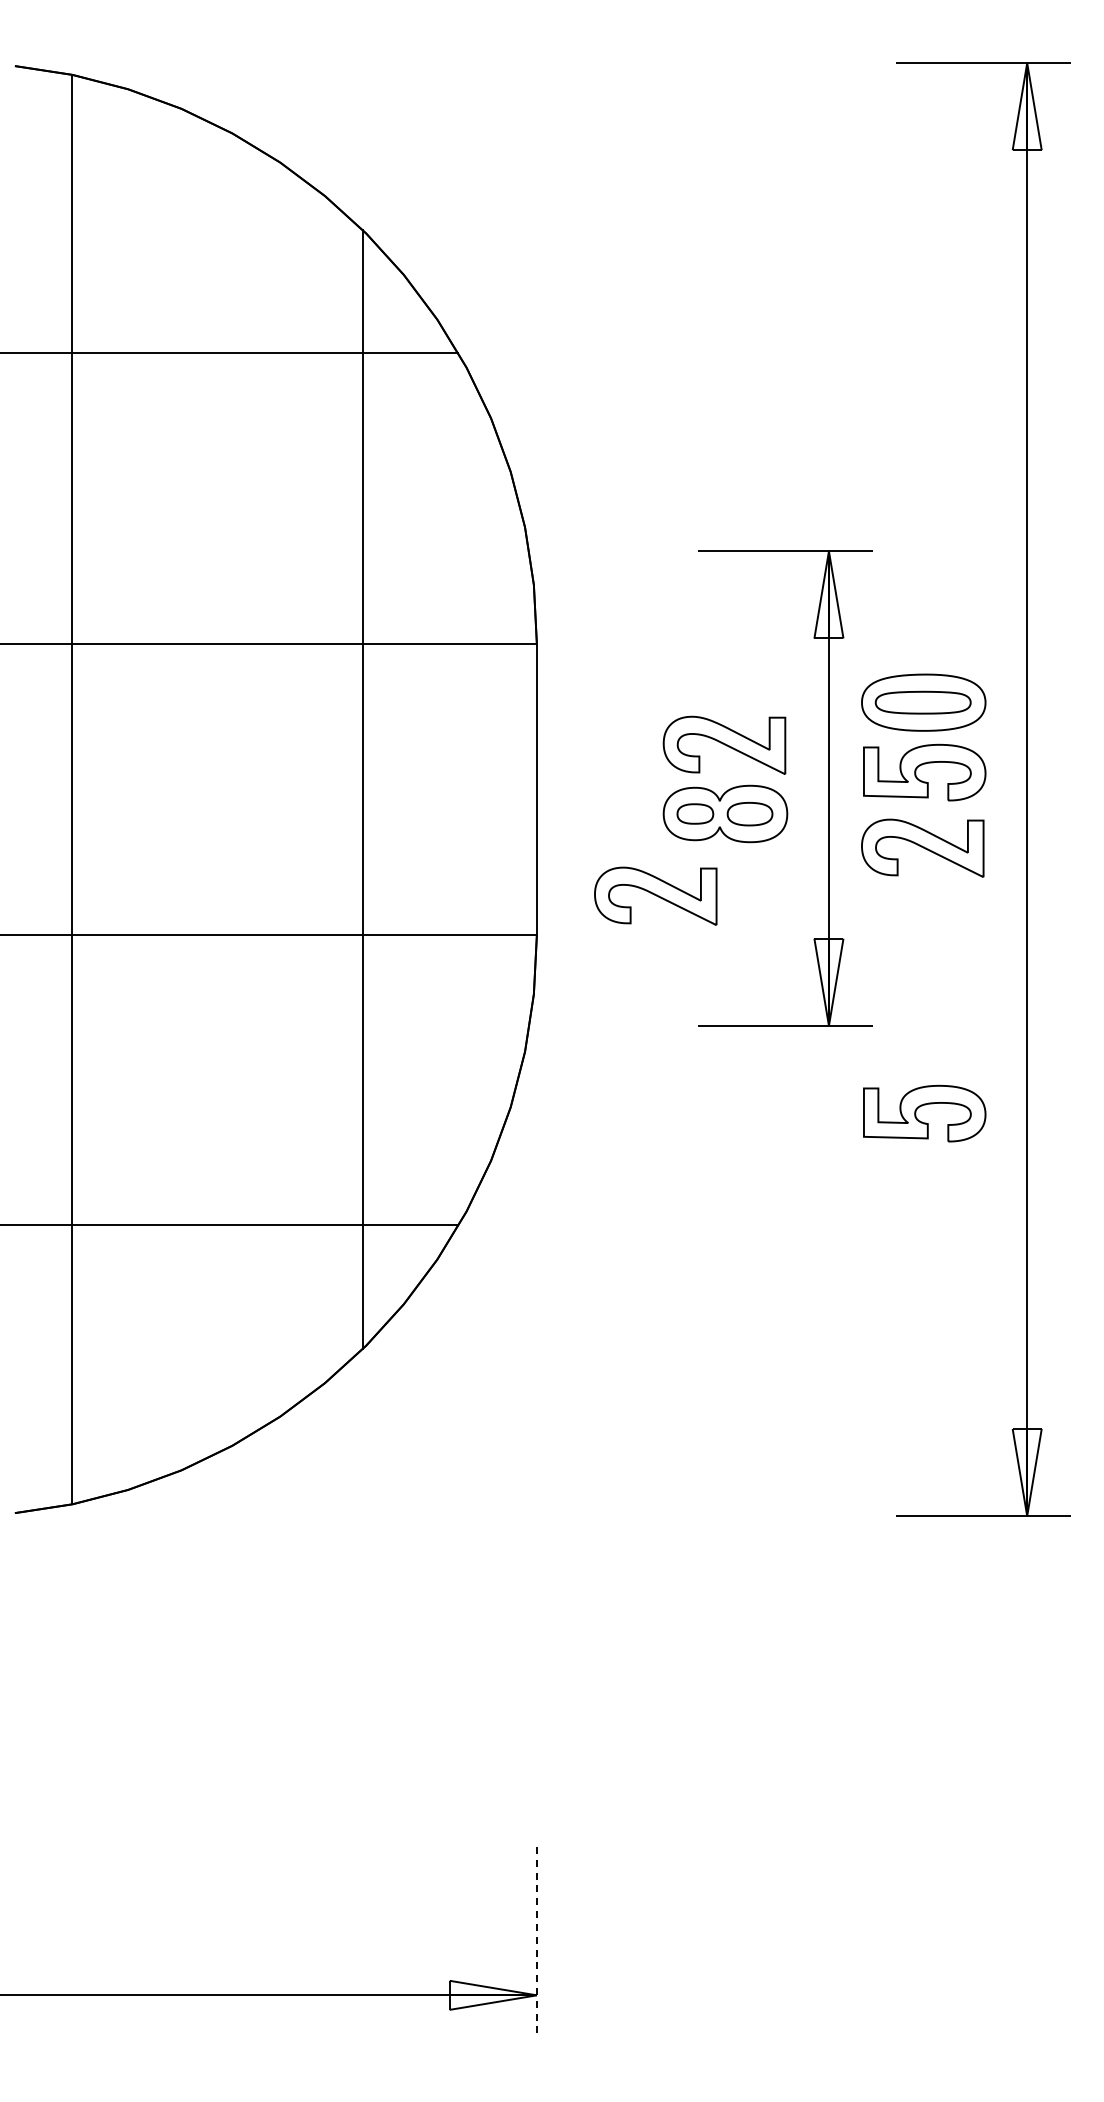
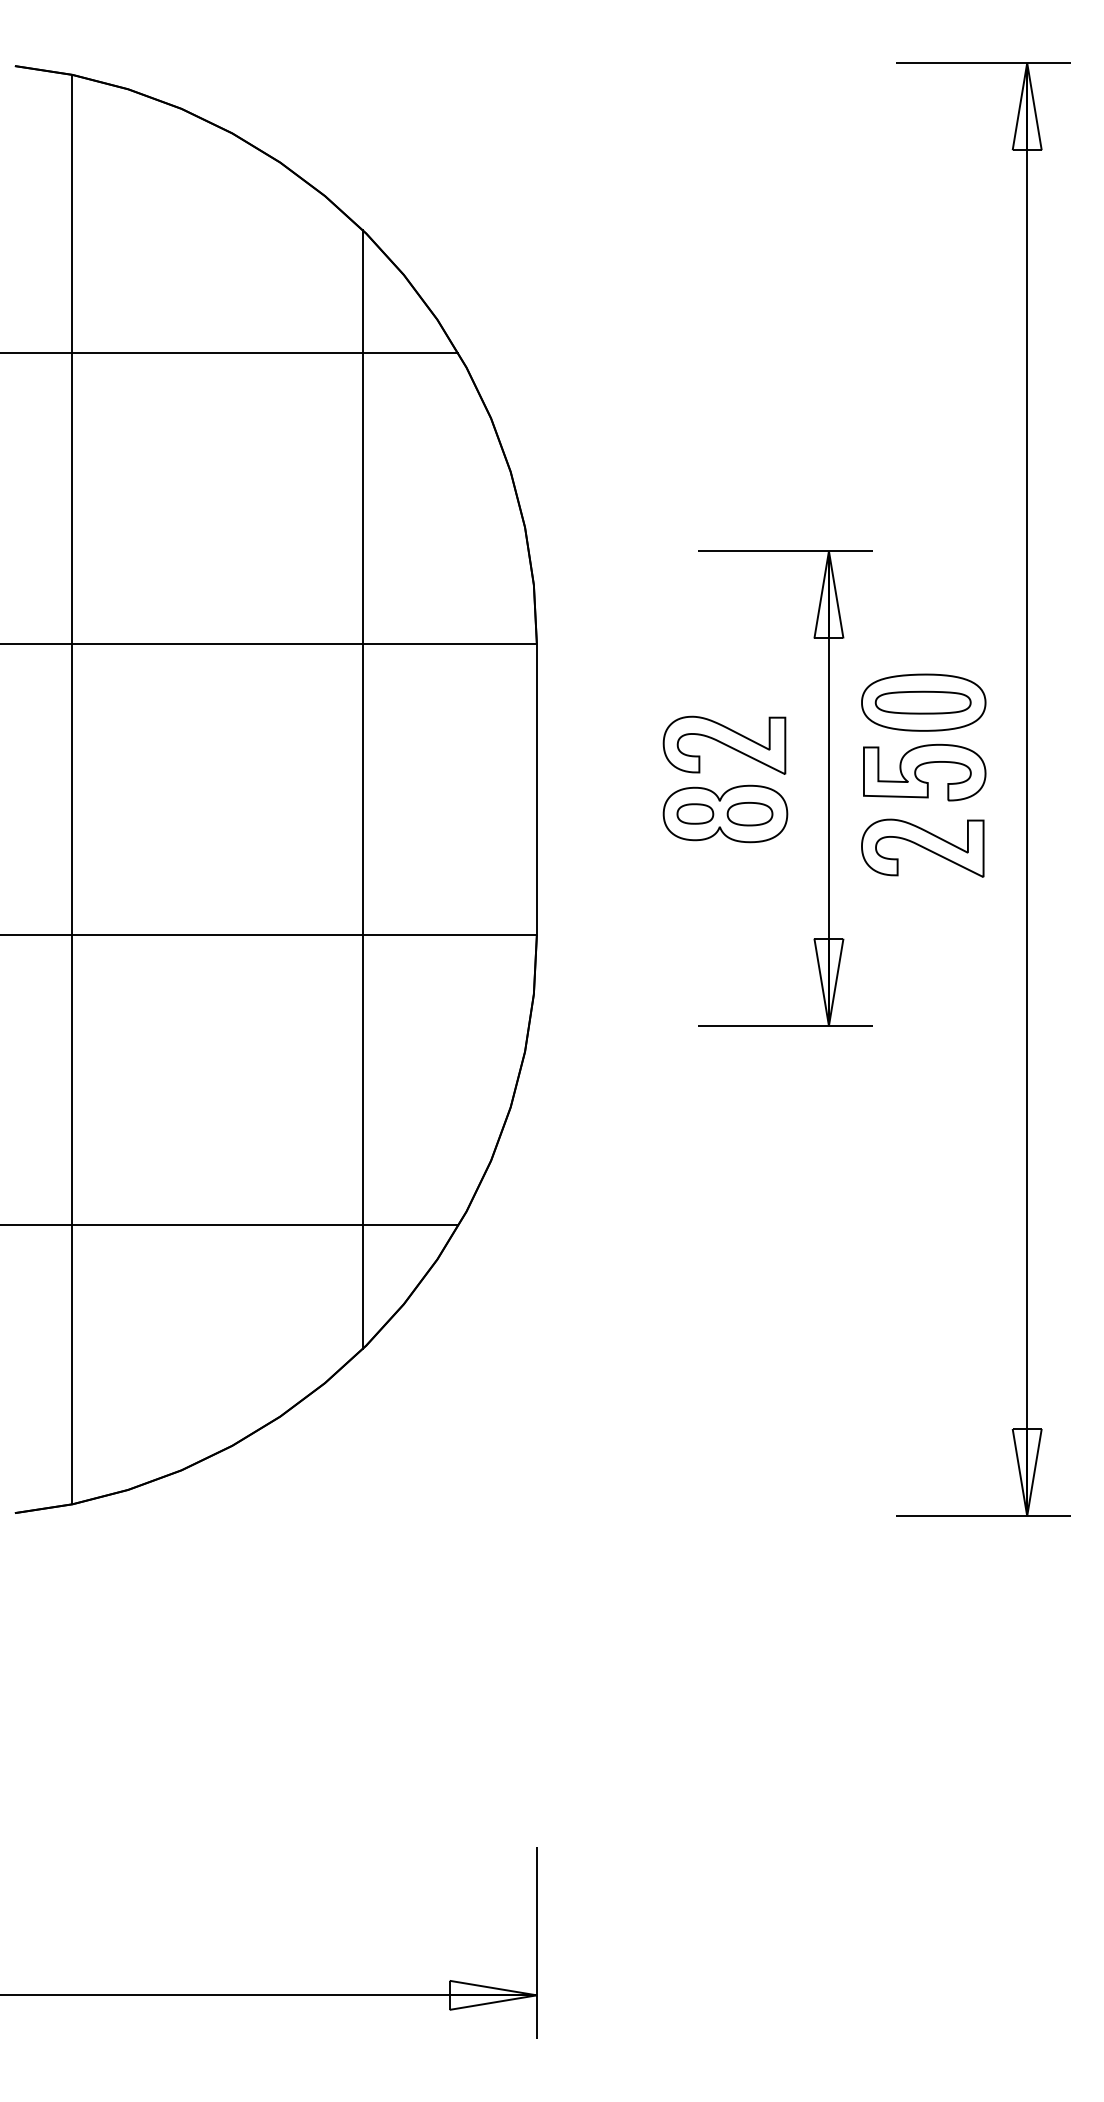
part: present -> none (655, 895)
part: present -> none (920, 1107)
line: dashed -> solid (536, 1943)
